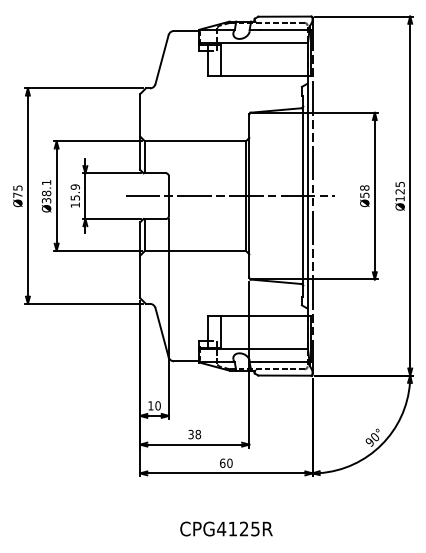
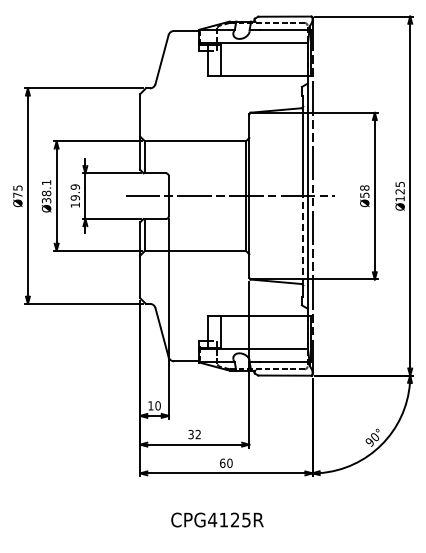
text: 15.9 -> 19.9 (74, 197)
line: solid -> dashed (303, 240)
text: 38 -> 32 (198, 434)
text position: (226, 528) -> (217, 519) (217, 519)
